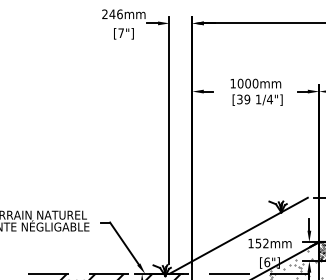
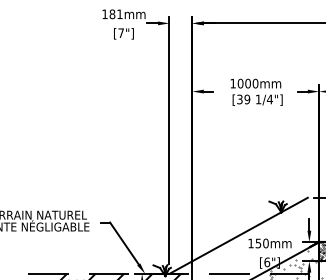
text: 246mm -> 181mm (112, 14)
text: 152mm -> 150mm (265, 243)
